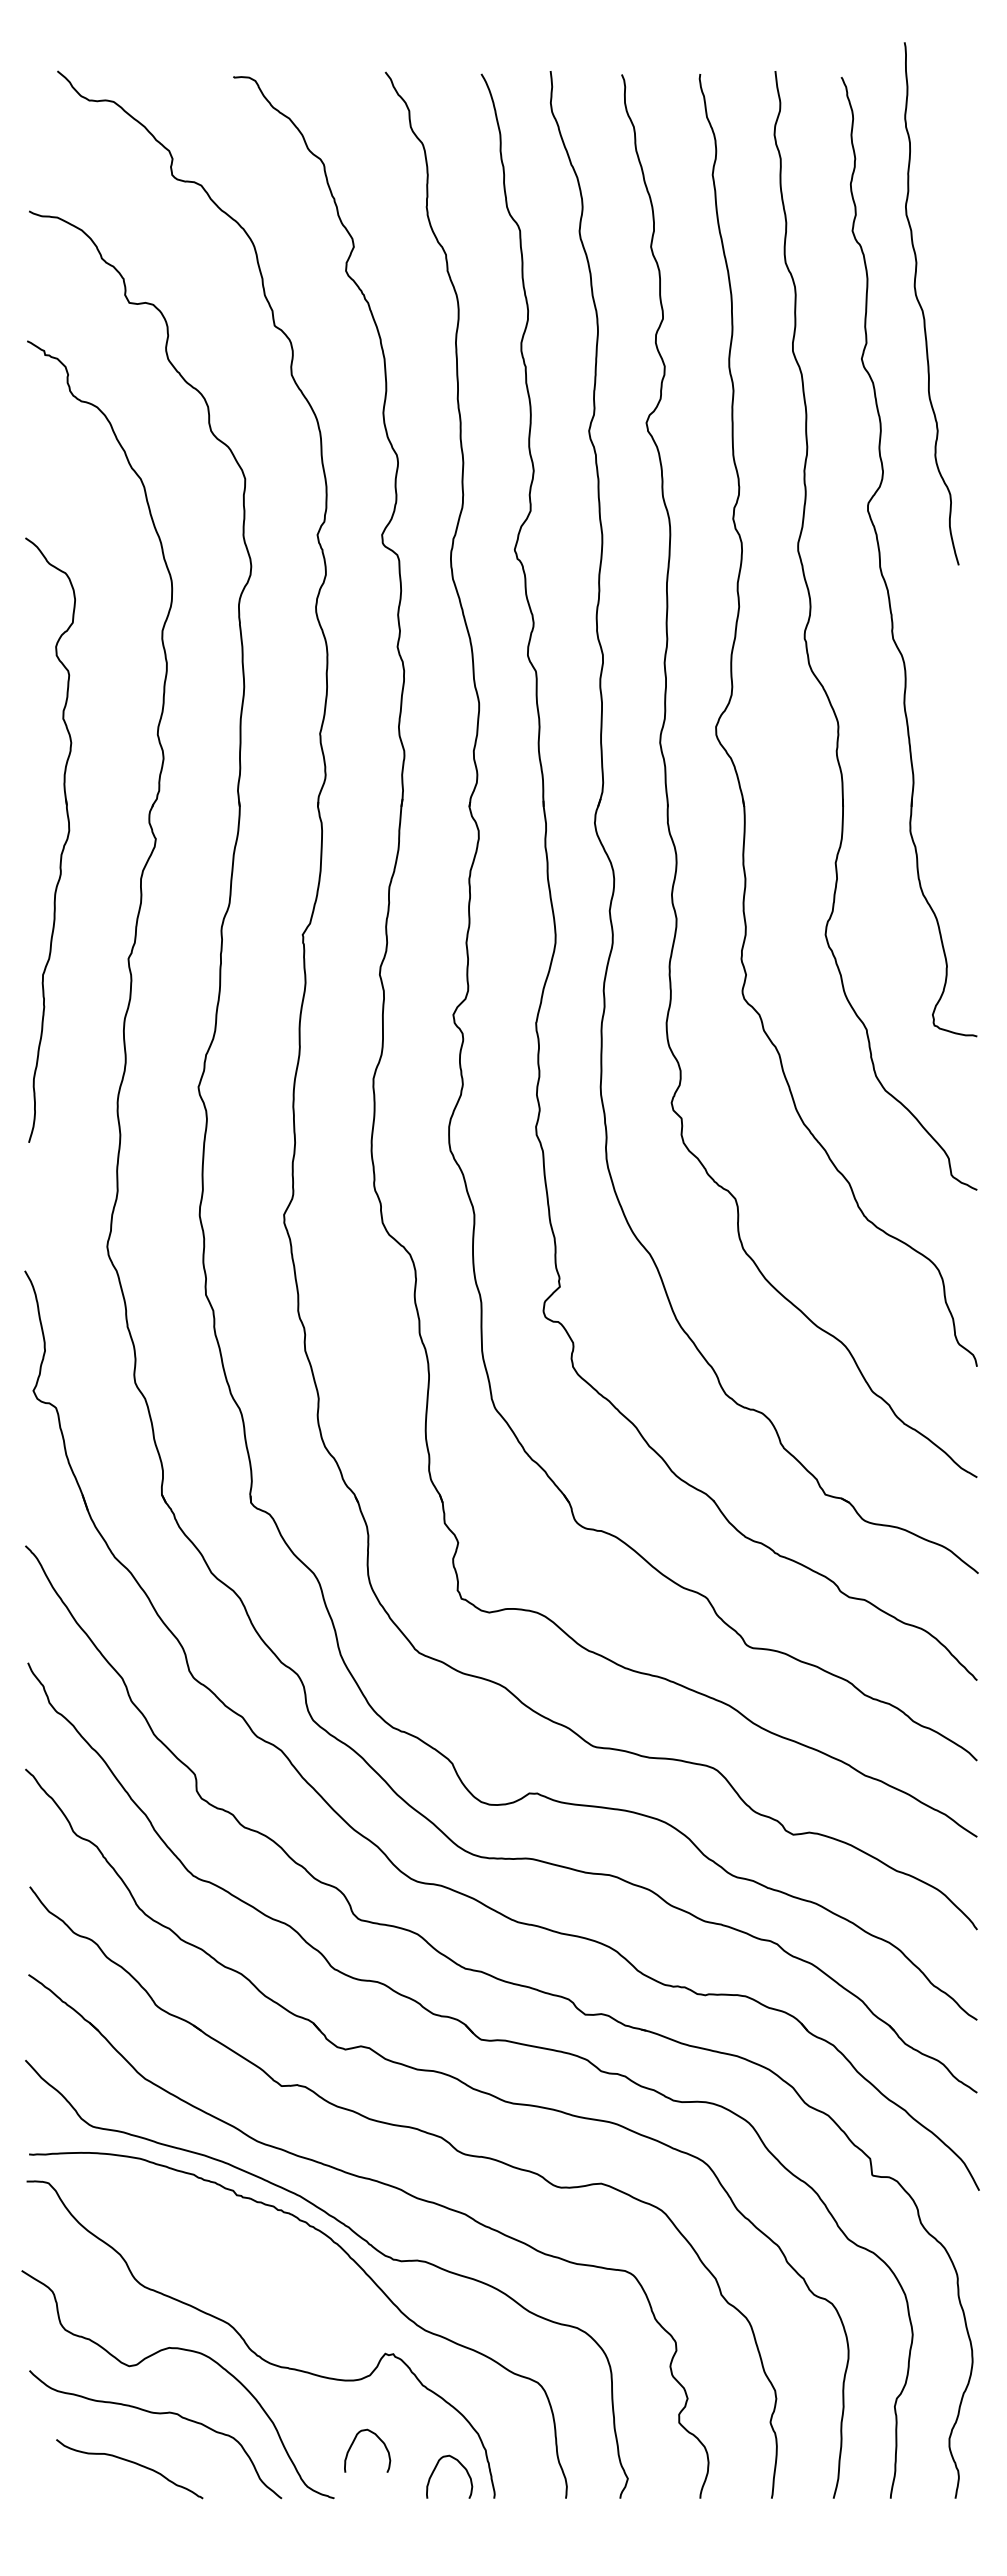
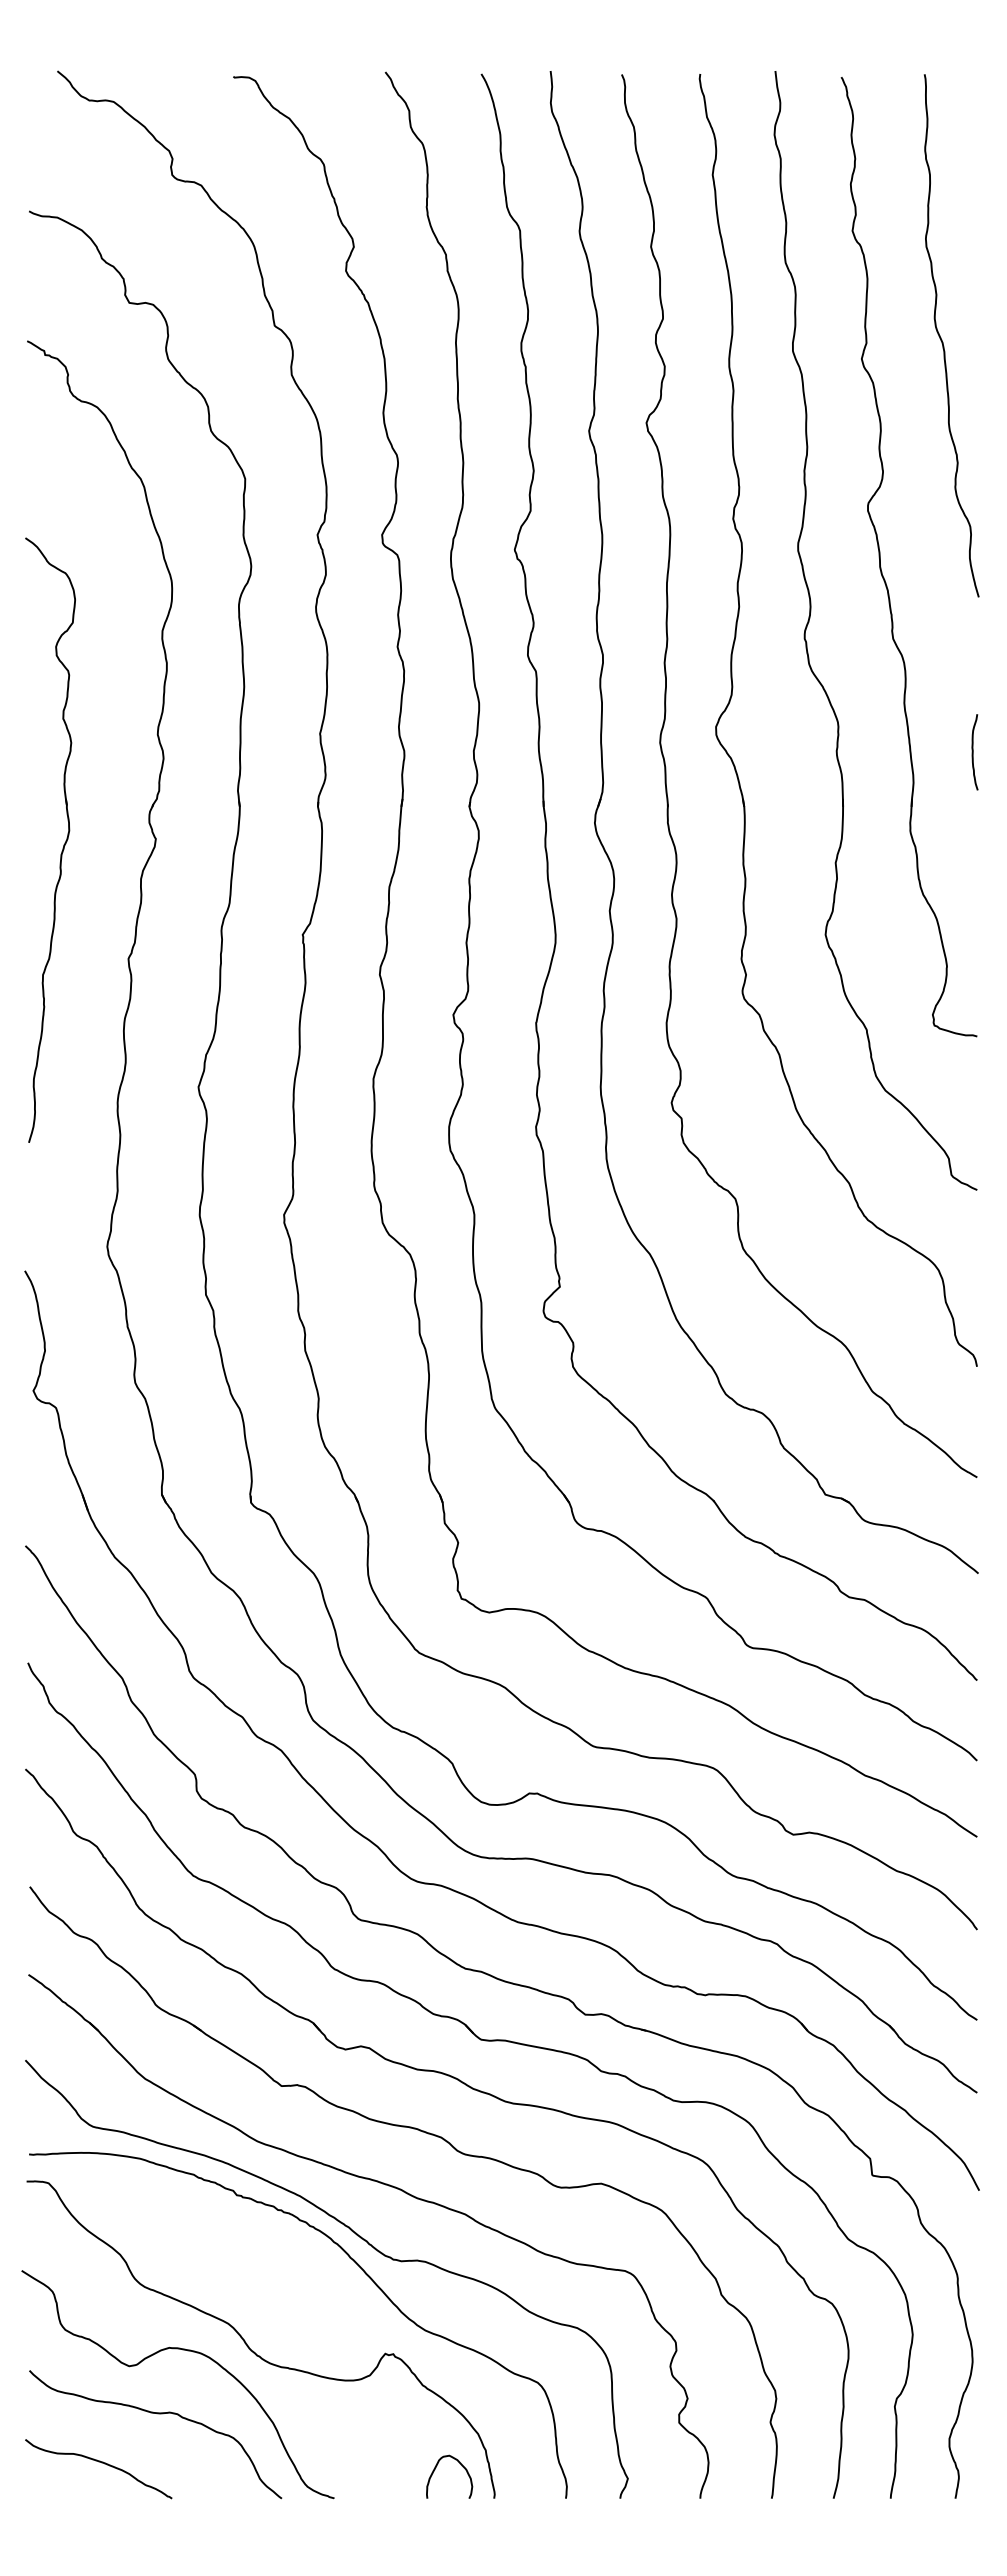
curve position: (922, 307) -> (942, 339) (942, 339)
curve: none -> present (973, 752)
curve: present -> none (353, 2443)
curve position: (132, 2463) -> (101, 2463) (101, 2463)
